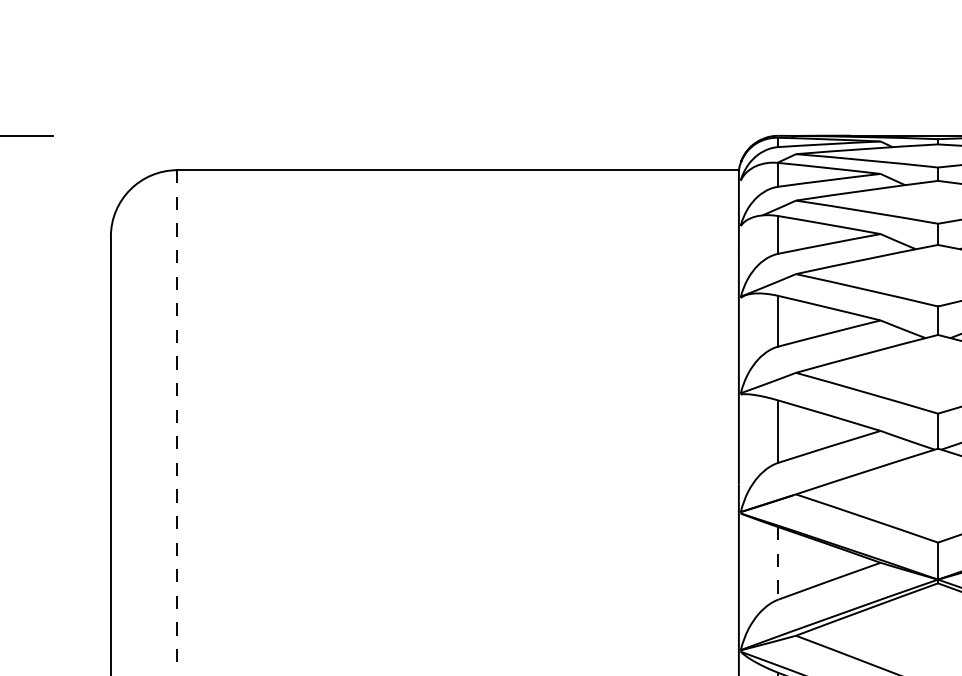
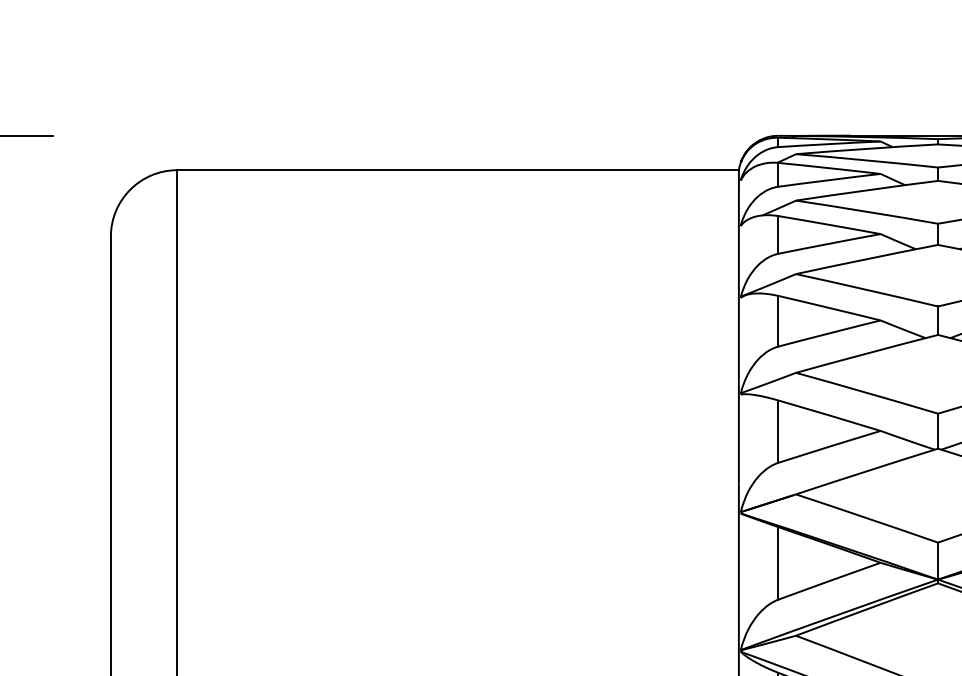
line: dashed -> solid (177, 423)
line: dashed -> solid (778, 563)
